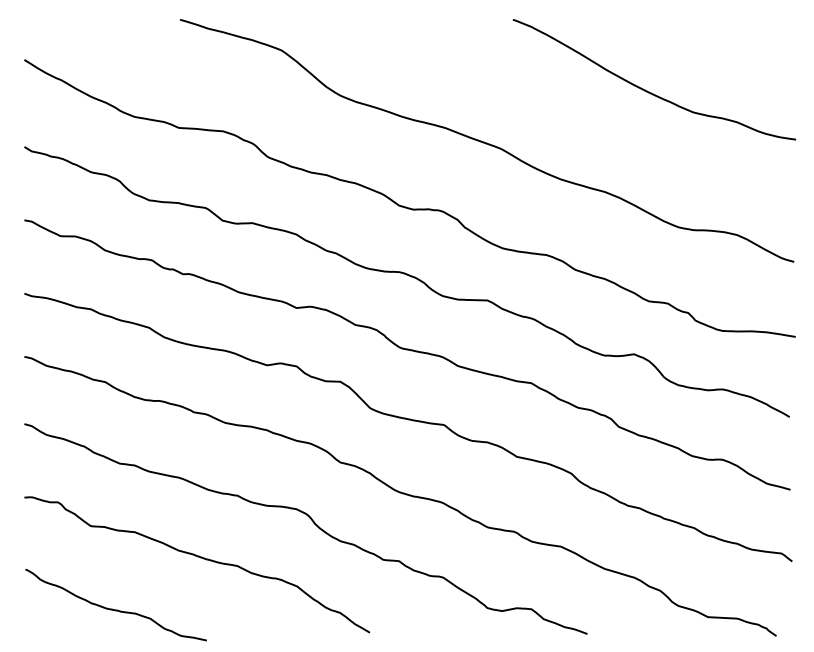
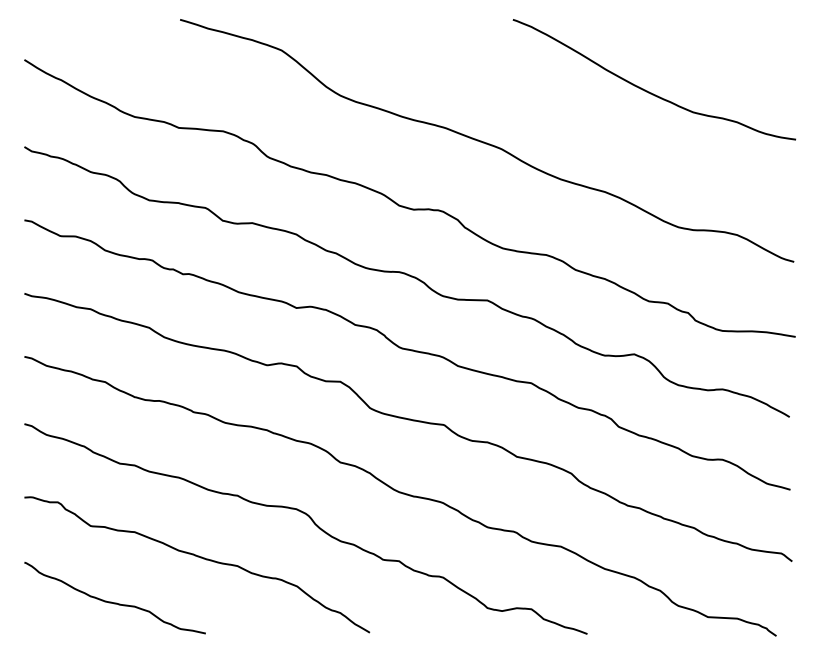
curve position: (115, 609) -> (114, 602) (114, 602)
